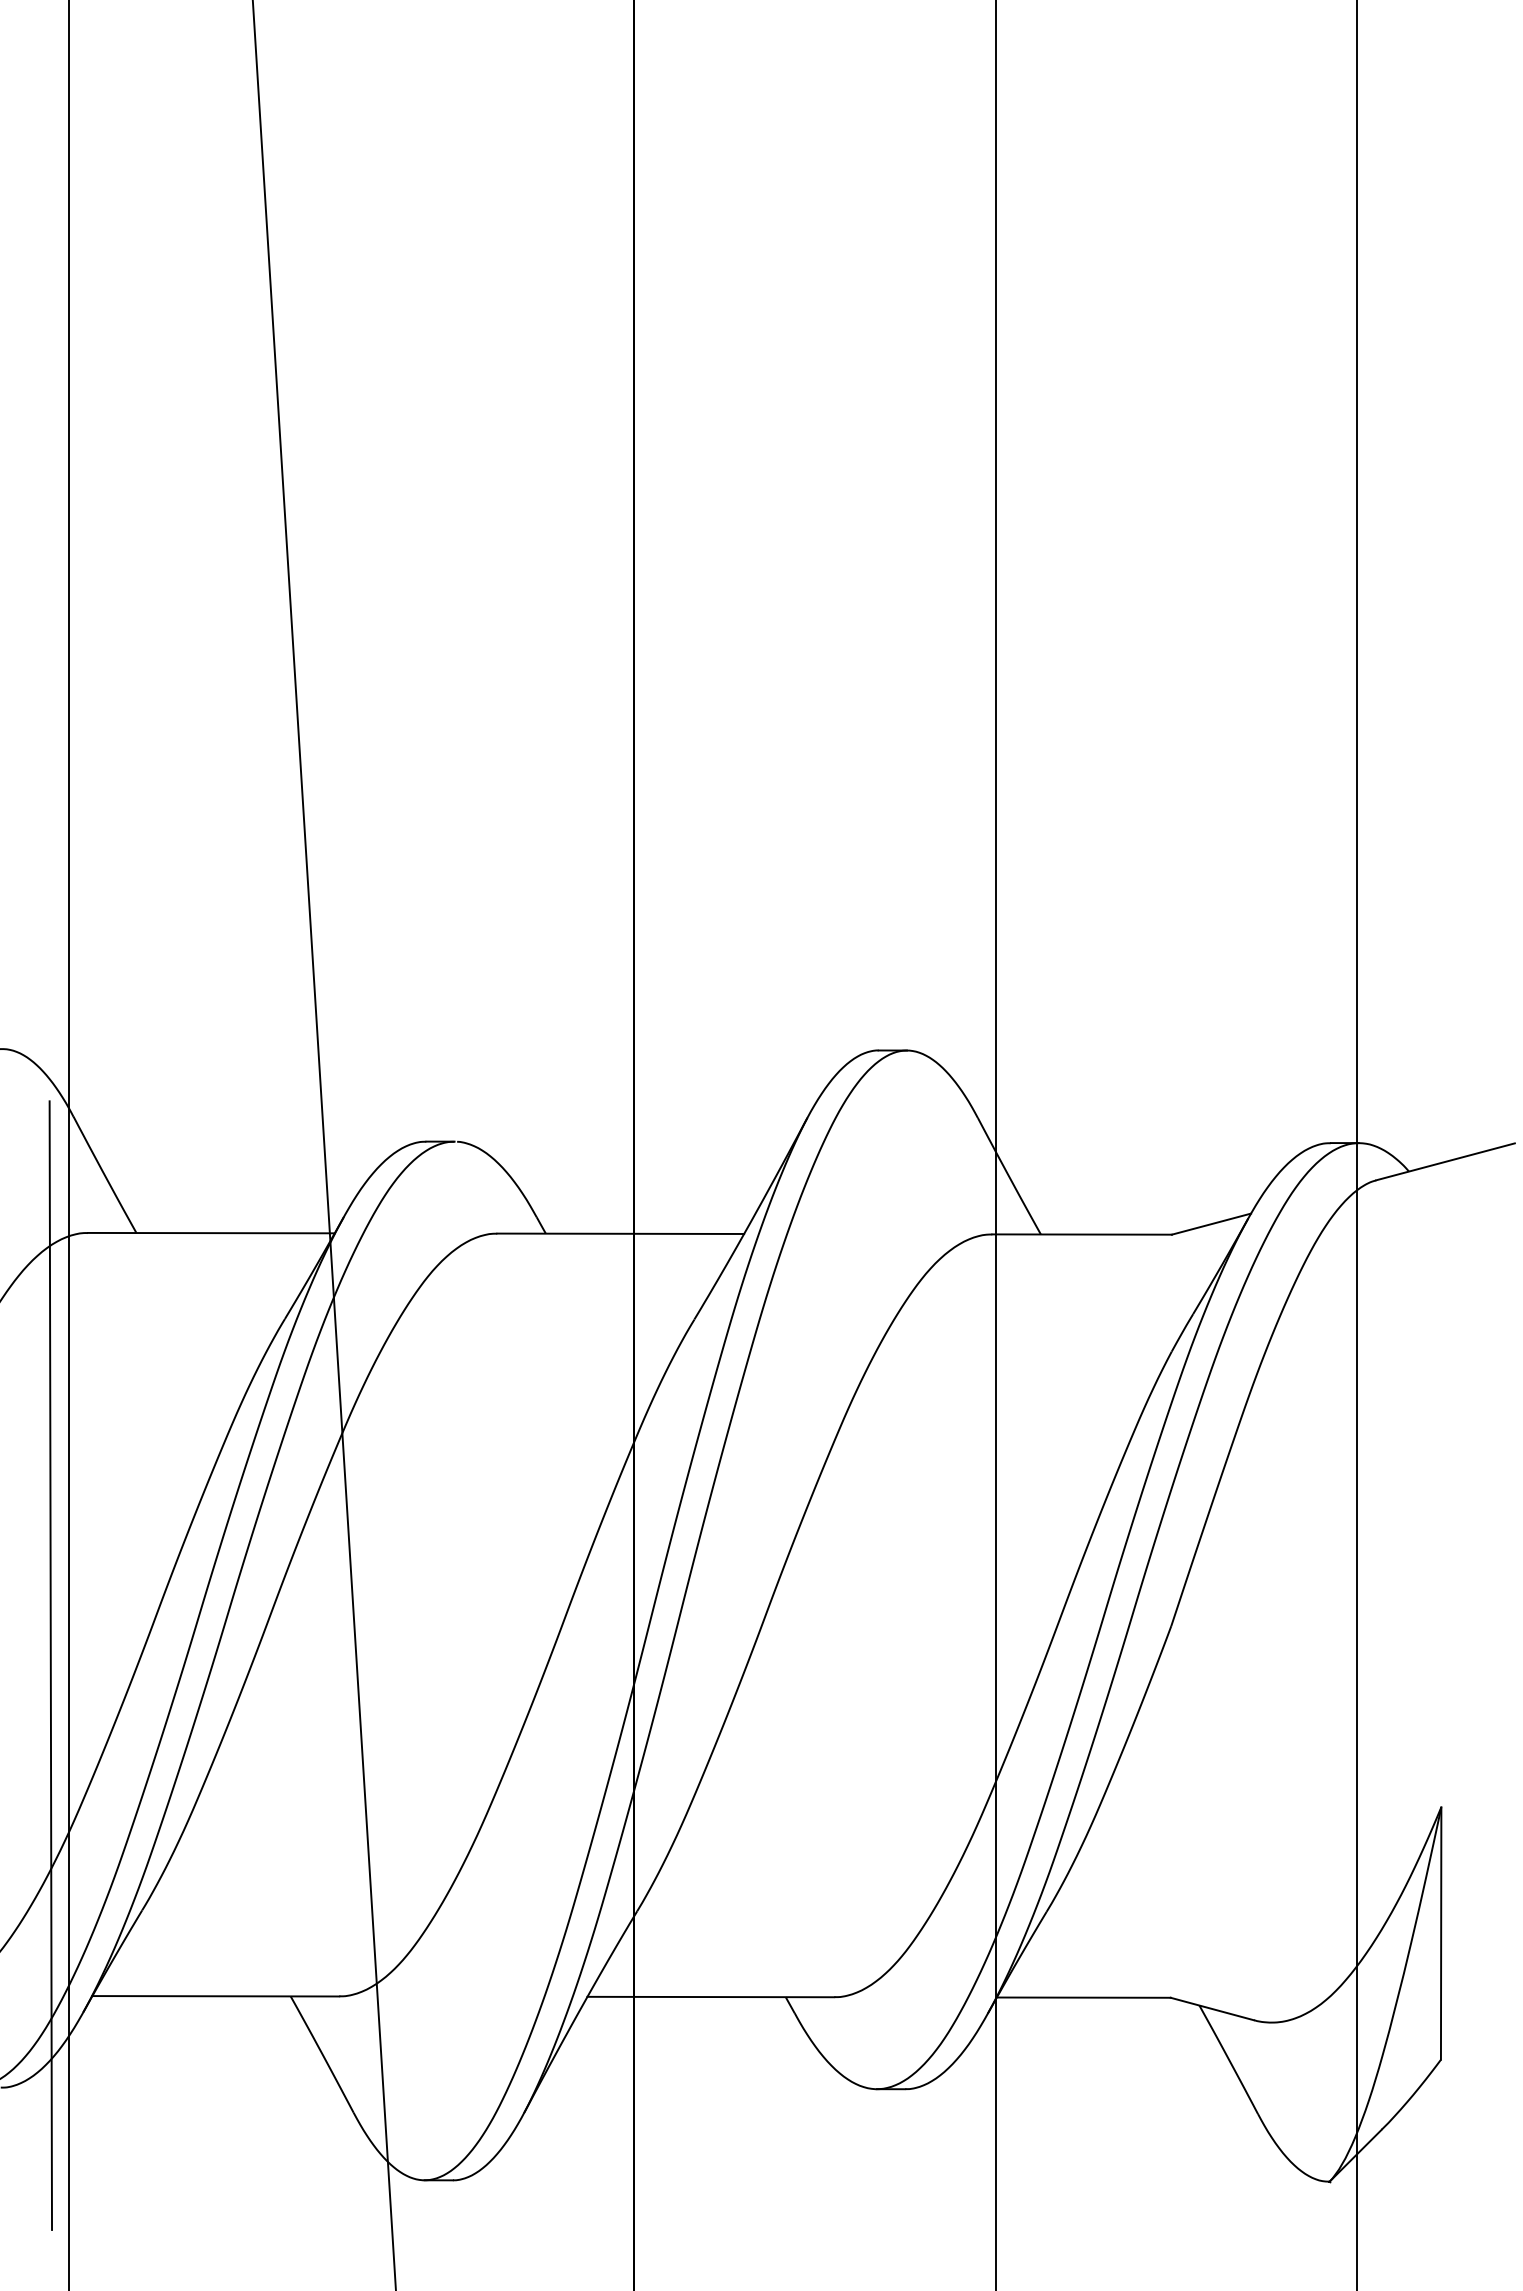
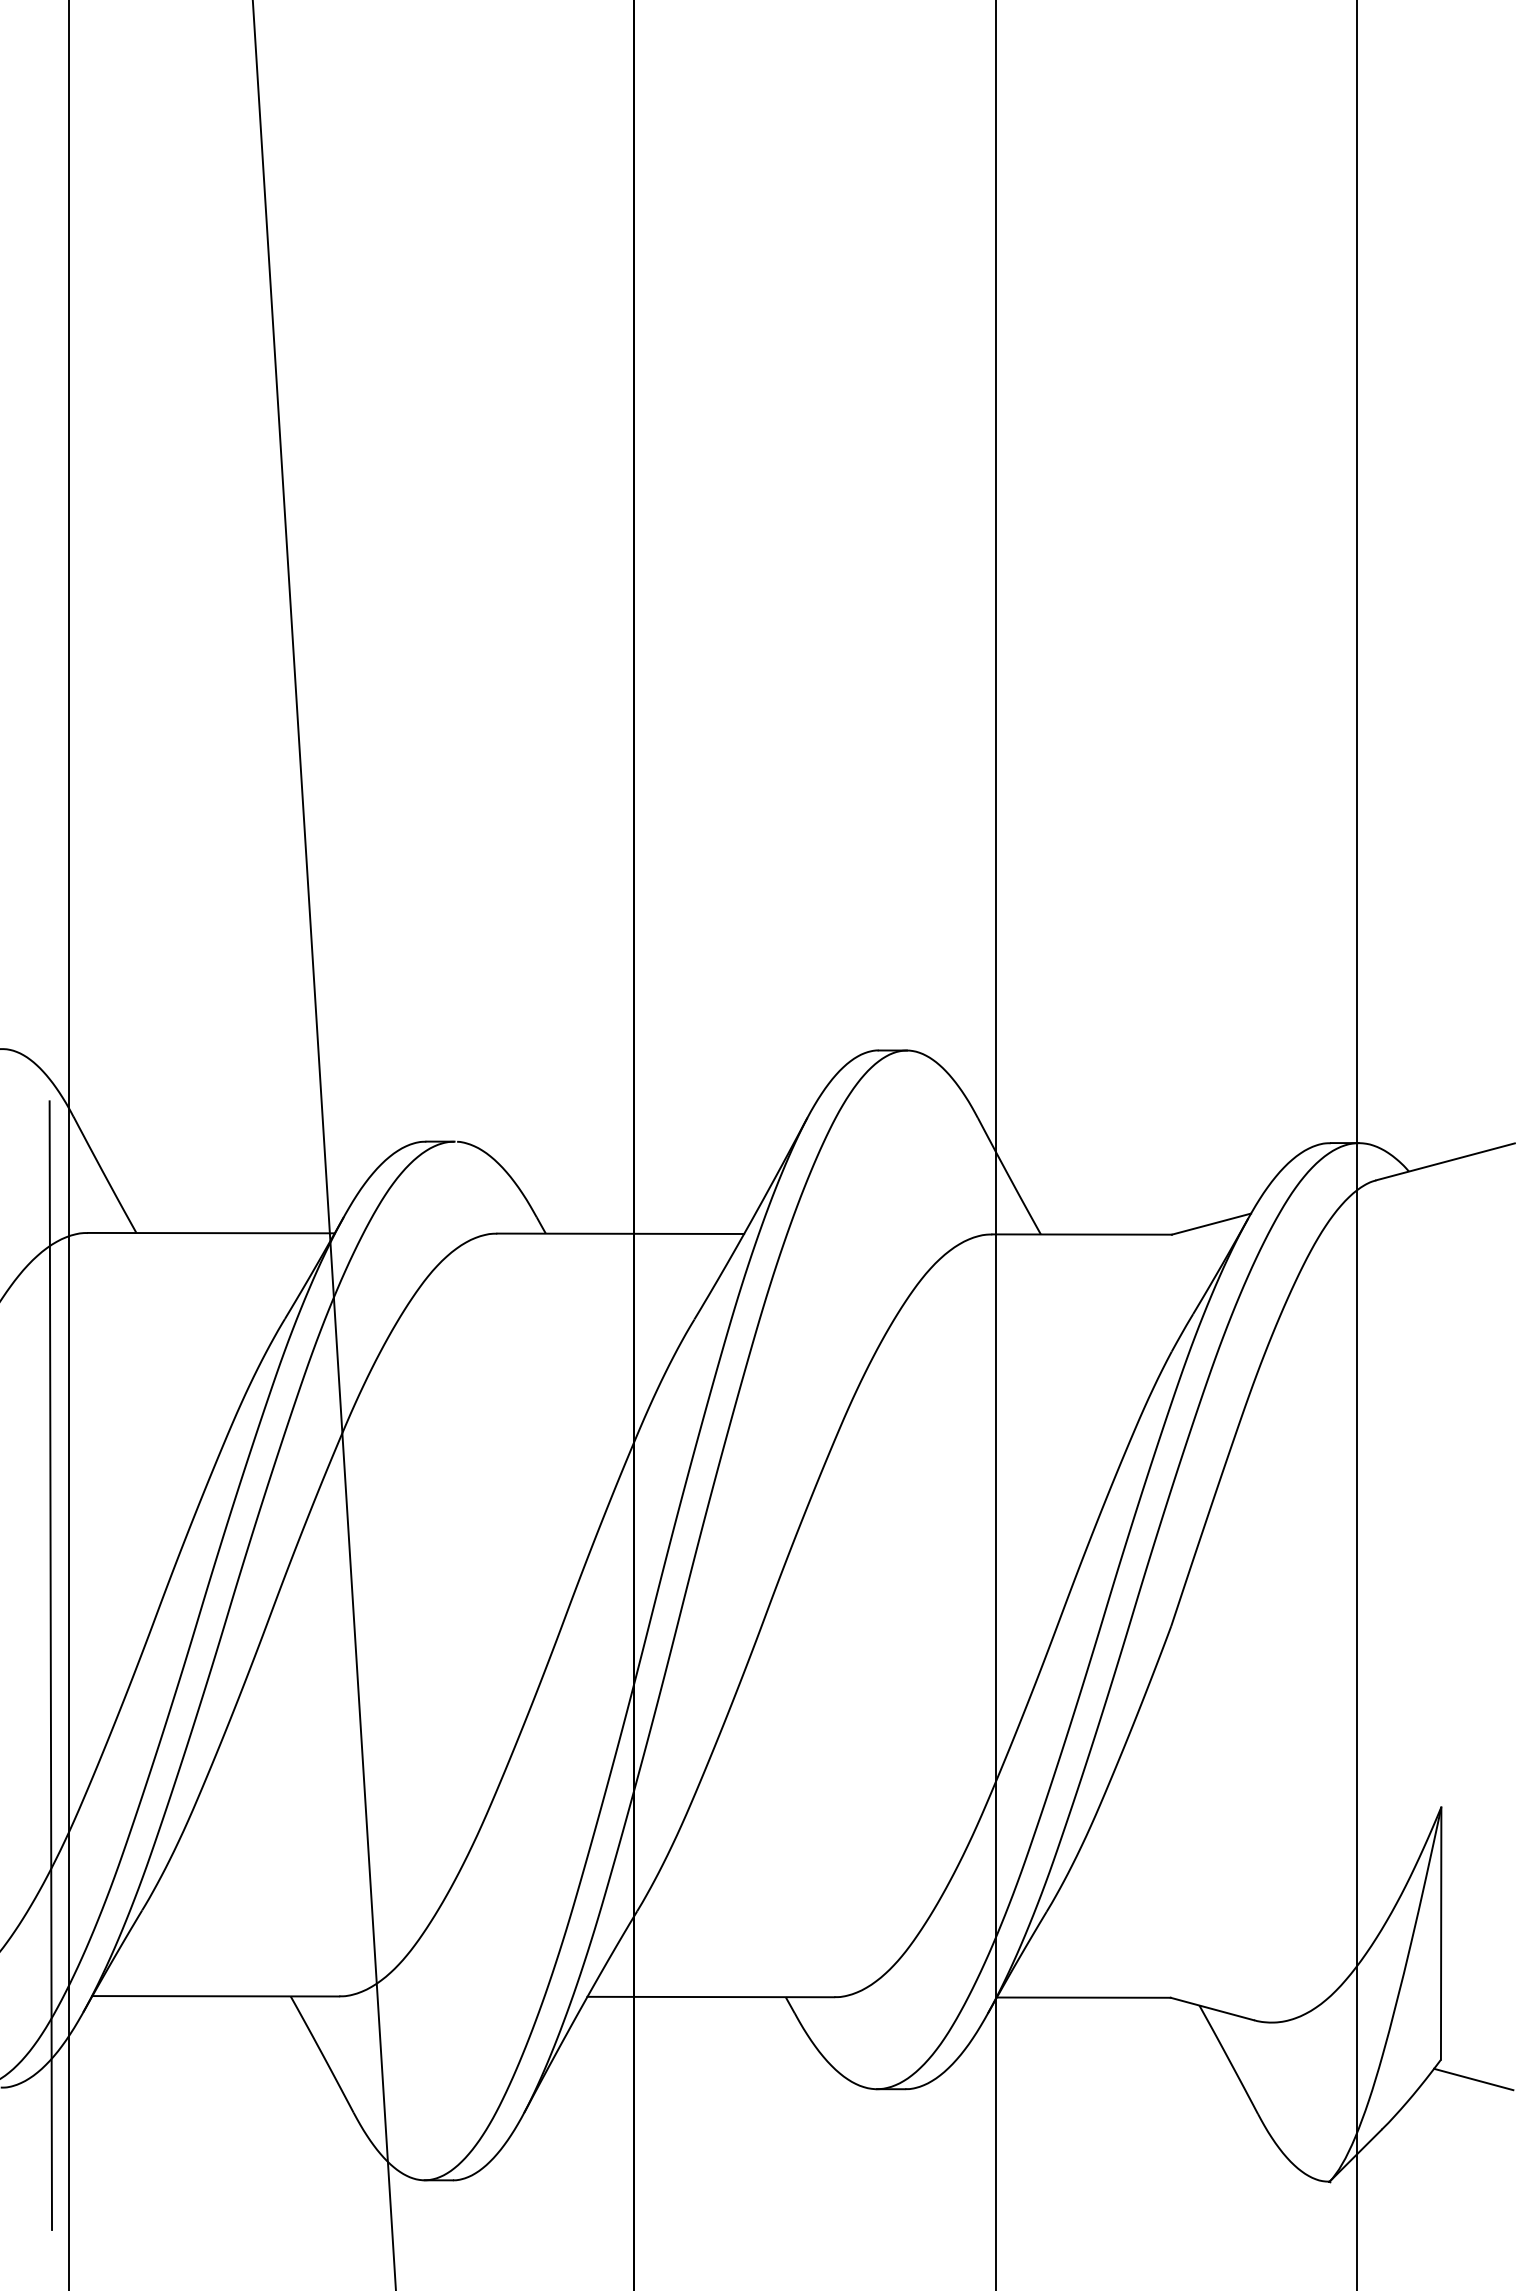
line: none -> present (1473, 2079)
